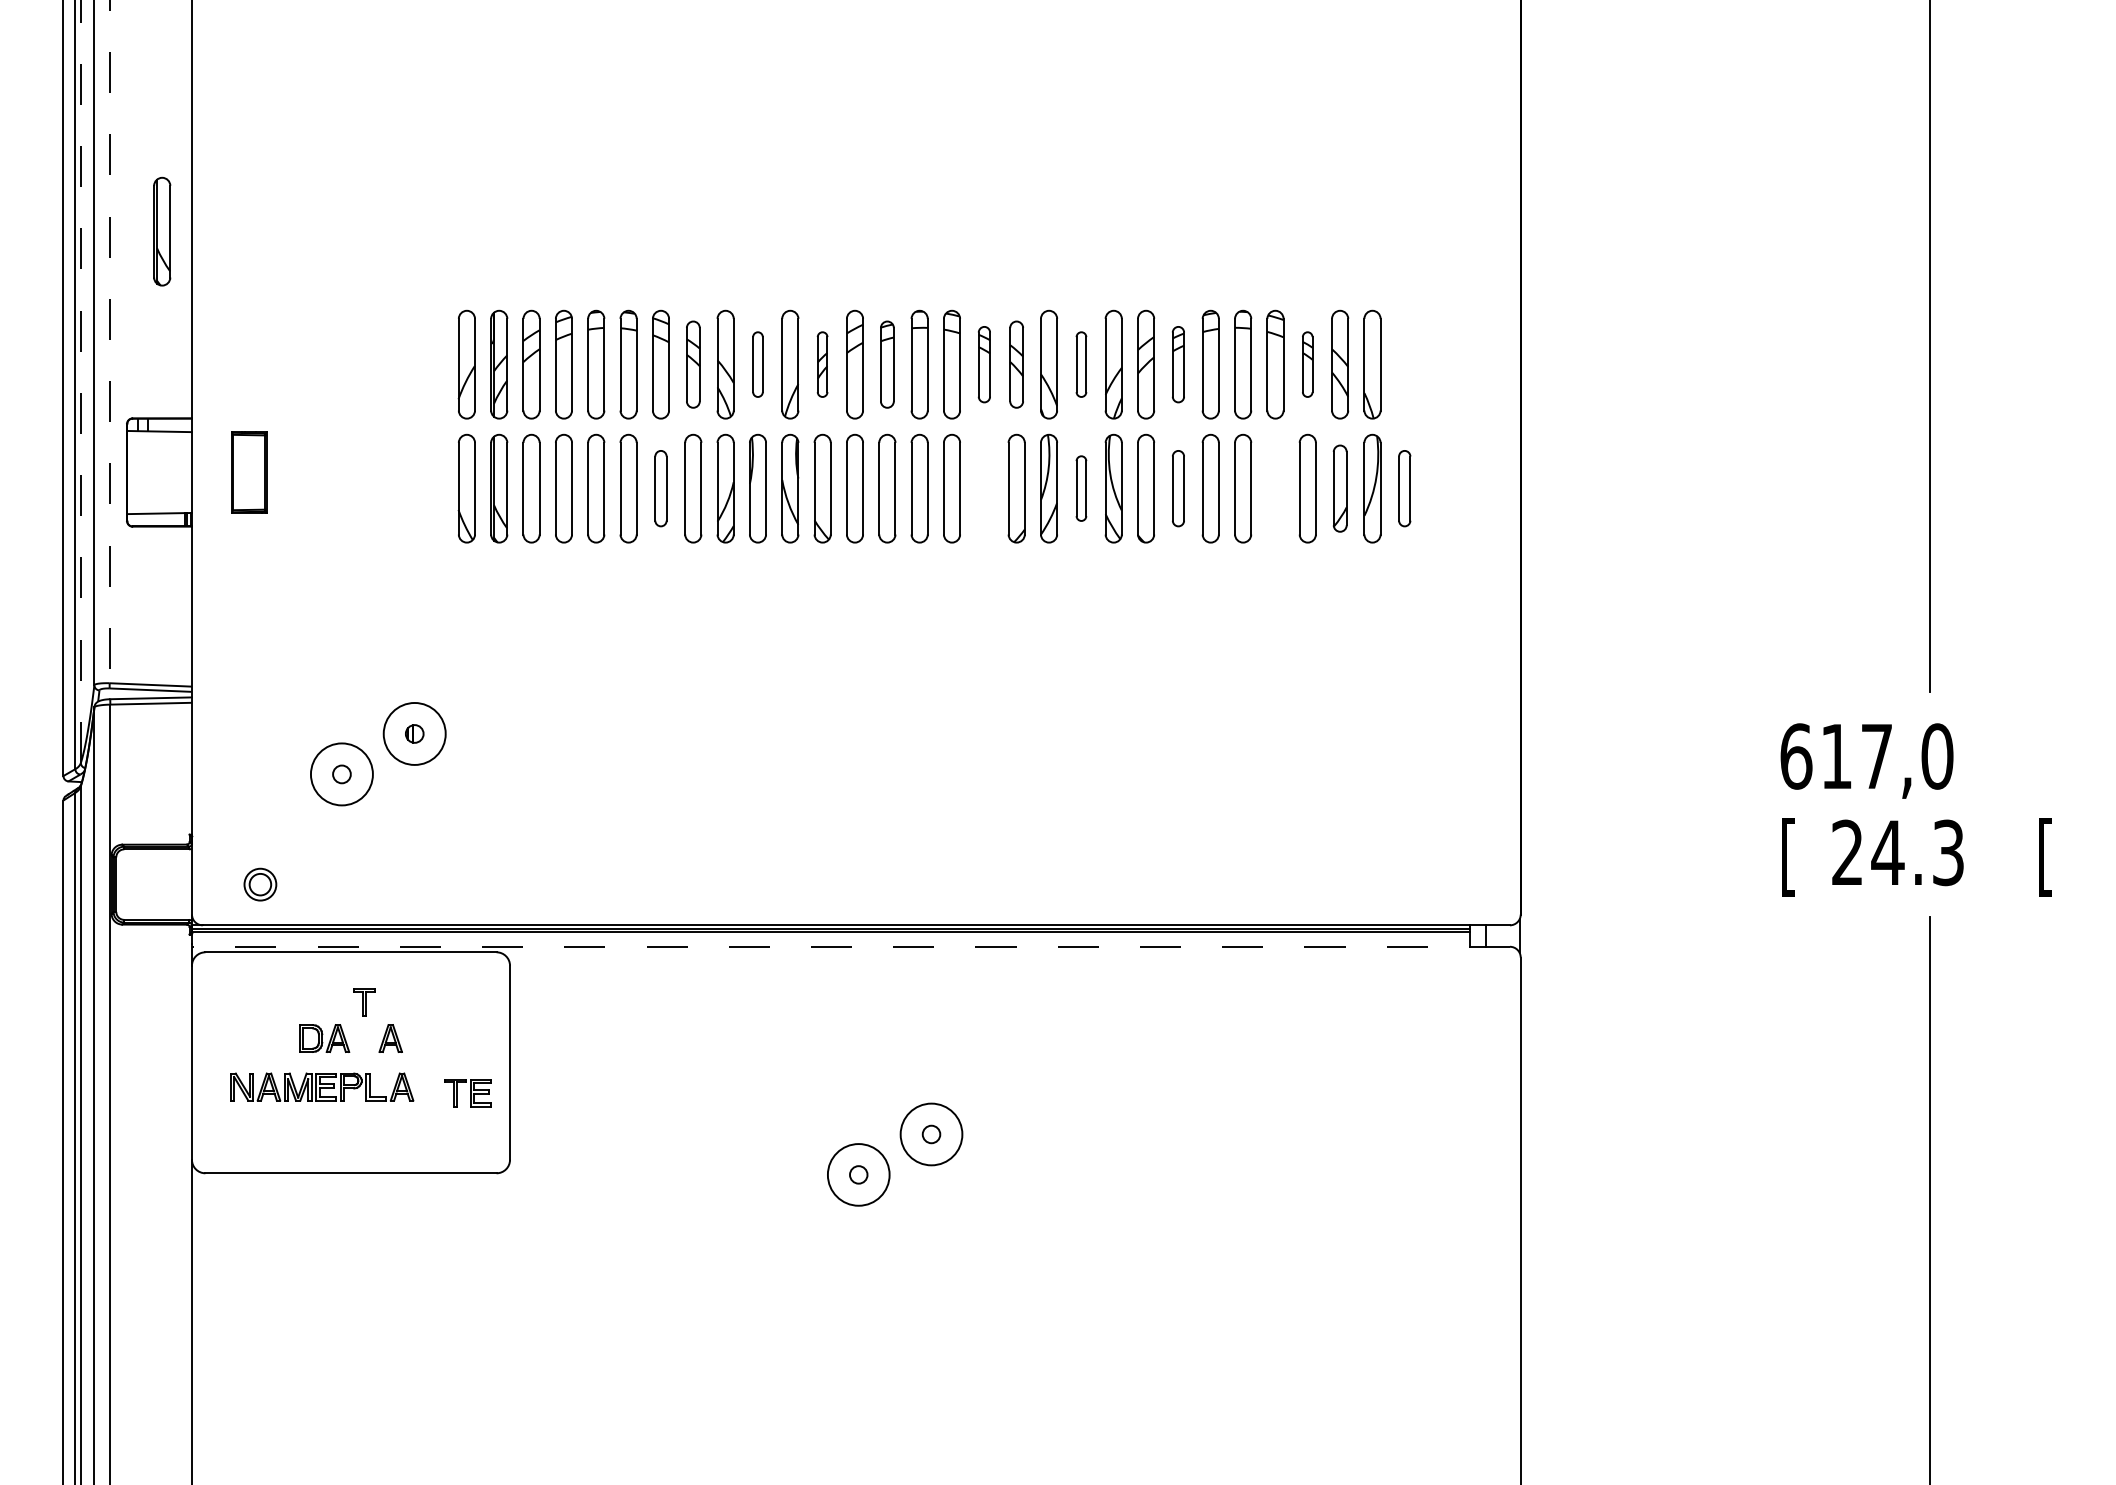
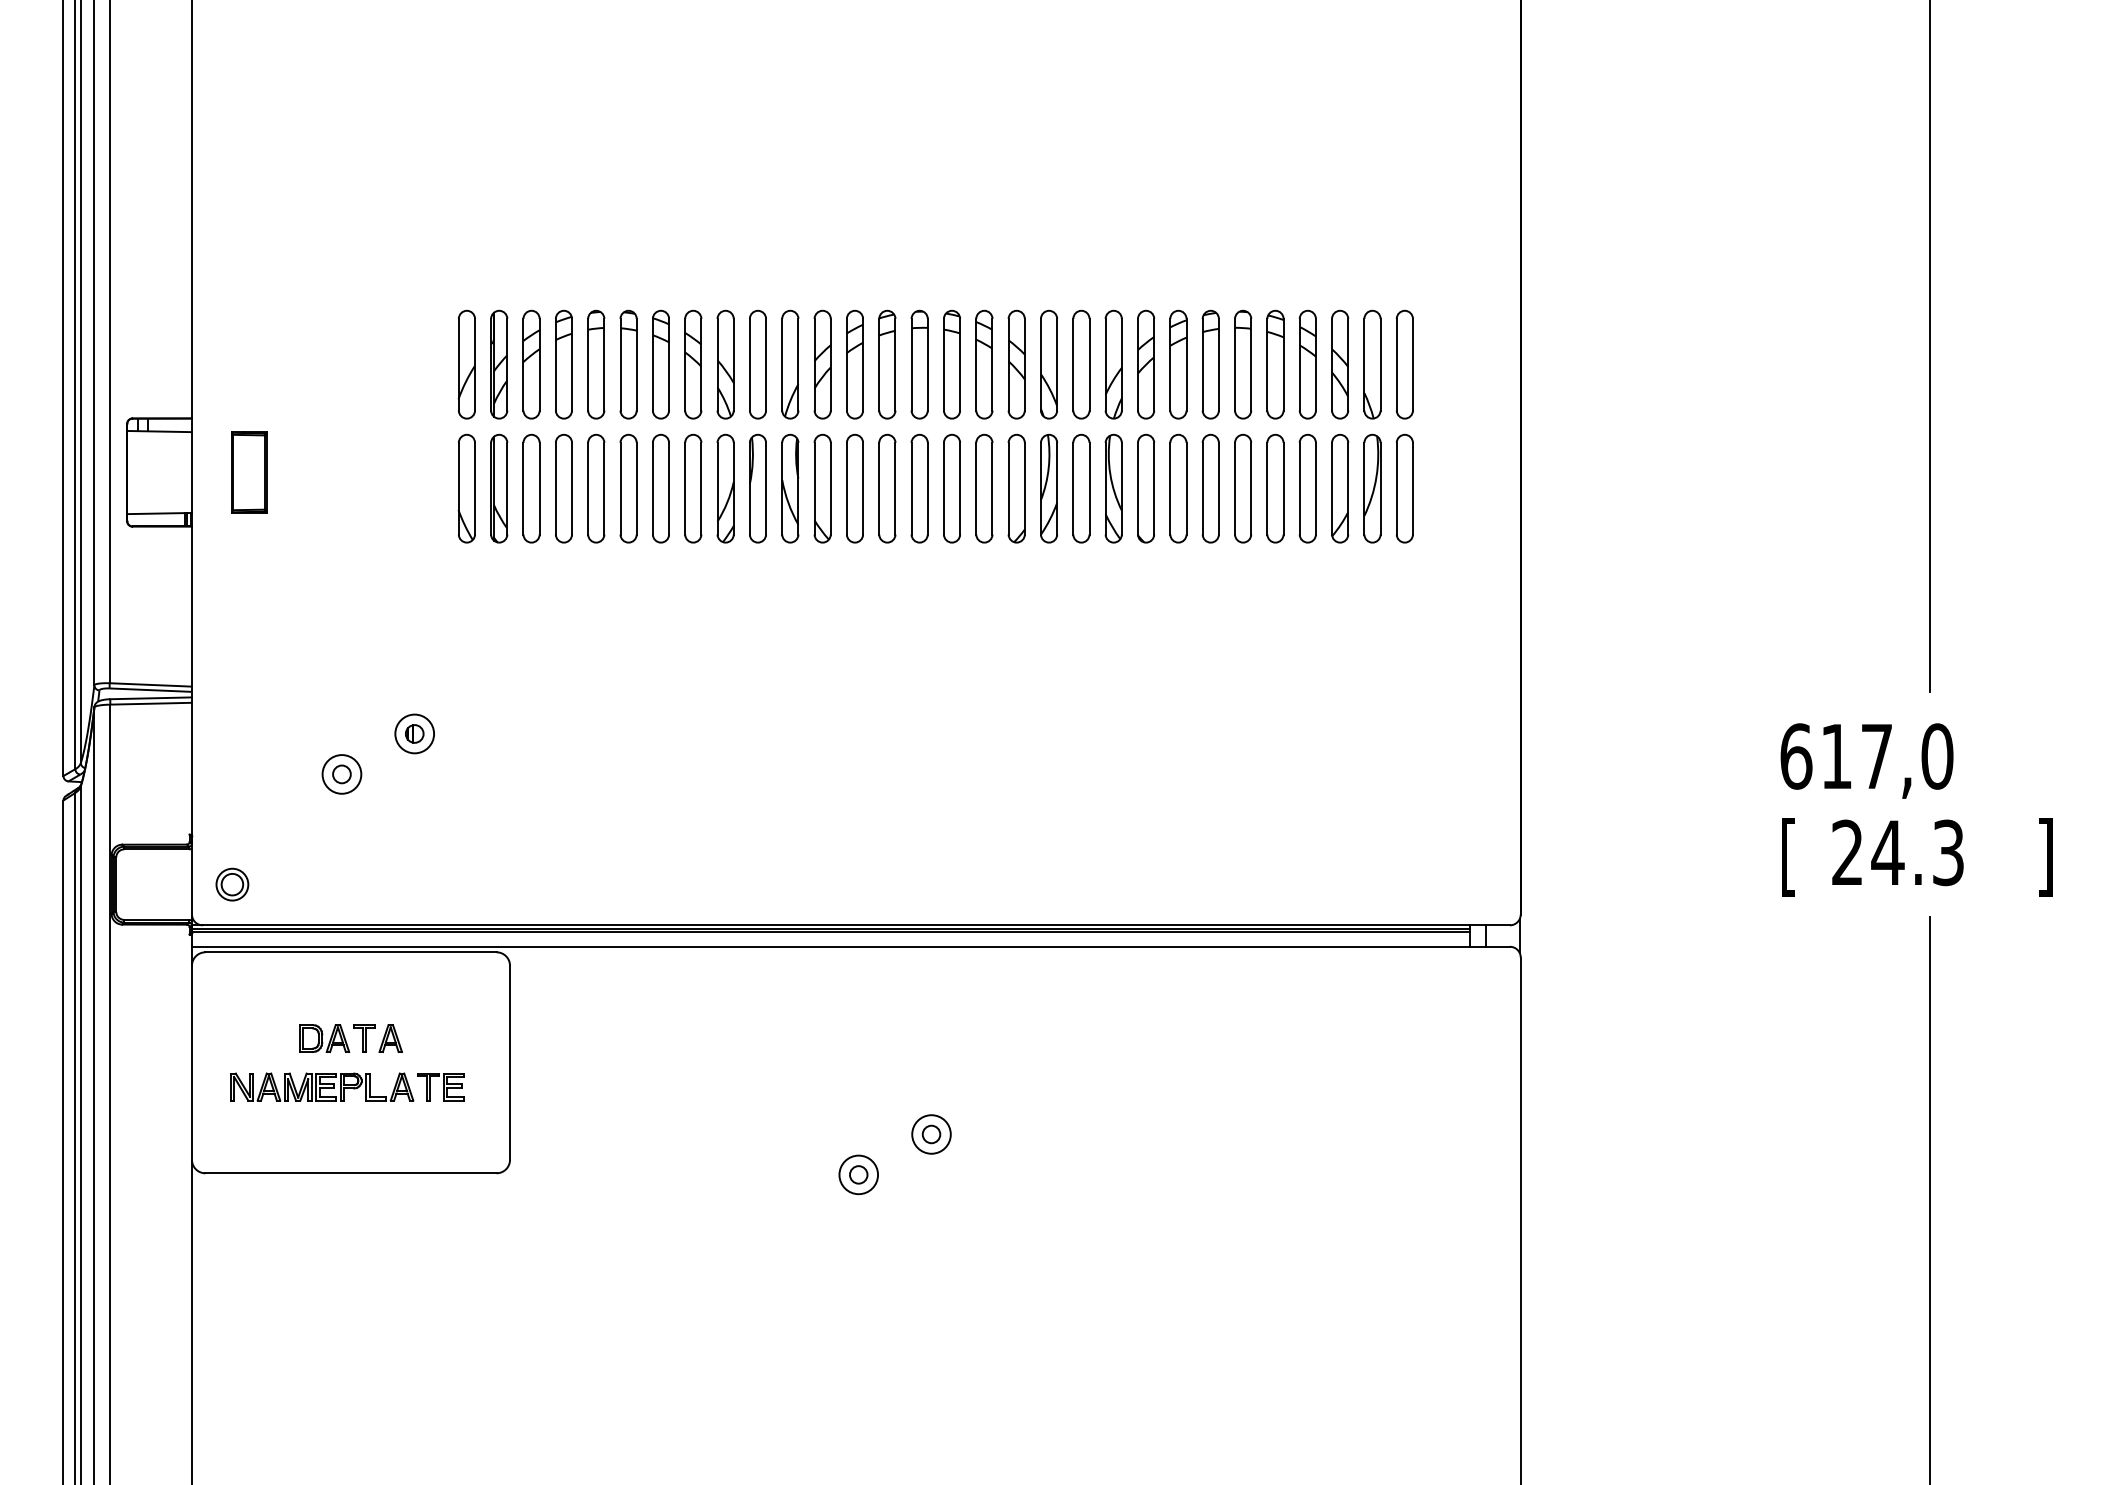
part: present -> none (162, 231)
line: dashed -> solid (109, 342)
part size: 15x89 px -> 19x111 px (693, 364)
part size: 12x67 px -> 18x111 px (757, 364)
part size: 13x67 px -> 19x111 px (822, 364)
part size: 15x89 px -> 19x111 px (887, 364)
part size: 14x78 px -> 19x111 px (984, 364)
part size: 15x89 px -> 19x111 px (1016, 364)
part size: 13x67 px -> 19x111 px (1081, 364)
part size: 13x78 px -> 19x111 px (1178, 364)
part size: 12x67 px -> 19x111 px (1307, 364)
part: none -> present (1404, 364)
line: dashed -> solid (80, 381)
part size: 14x78 px -> 18x111 px (660, 488)
part: none -> present (984, 488)
part size: 13x67 px -> 19x111 px (1081, 488)
part size: 13x78 px -> 19x111 px (1178, 488)
part: none -> present (1275, 488)
part size: 16x89 px -> 19x111 px (1340, 488)
part size: 14x78 px -> 19x111 px (1404, 488)
circle diameter: 62 px -> 39 px (414, 733)
circle diameter: 62 px -> 39 px (341, 774)
text: [ -> ] (2045, 857)
part position: (260, 884) -> (232, 884) (232, 884)
line: dashed -> solid (850, 946)
part position: (364, 1002) -> (364, 1038) (364, 1038)
part position: (467, 1093) -> (440, 1087) (440, 1087)
circle diameter: 62 px -> 39 px (931, 1134)
circle diameter: 62 px -> 39 px (858, 1174)
